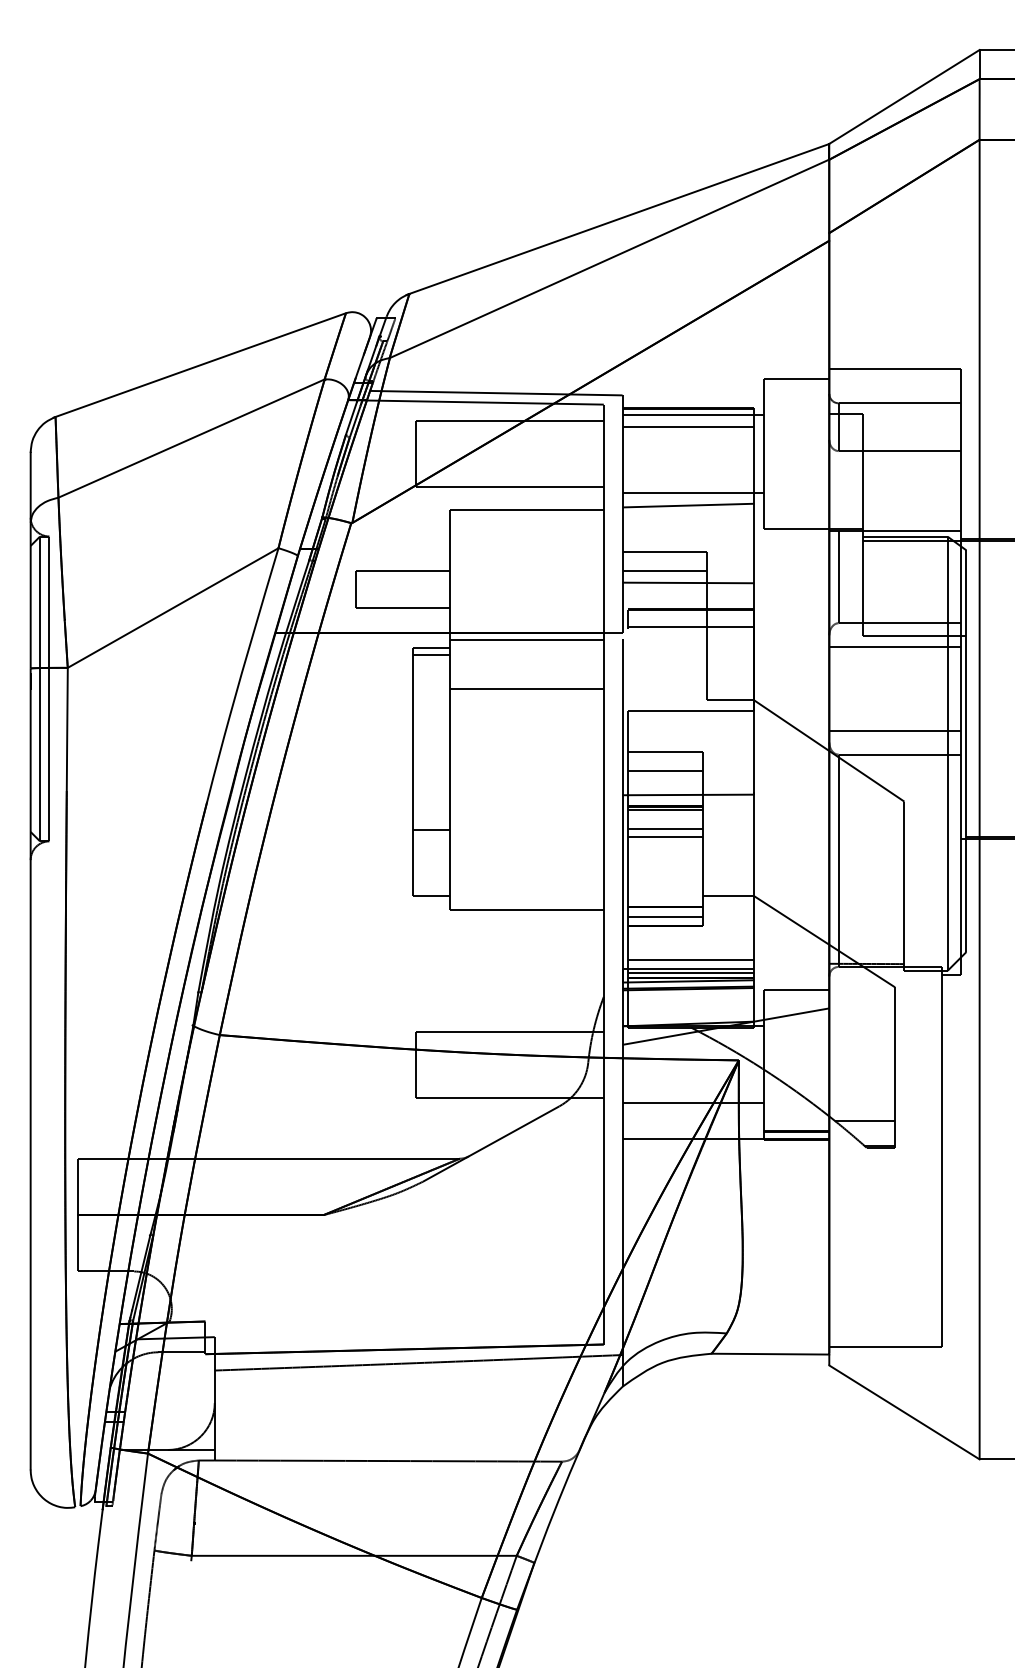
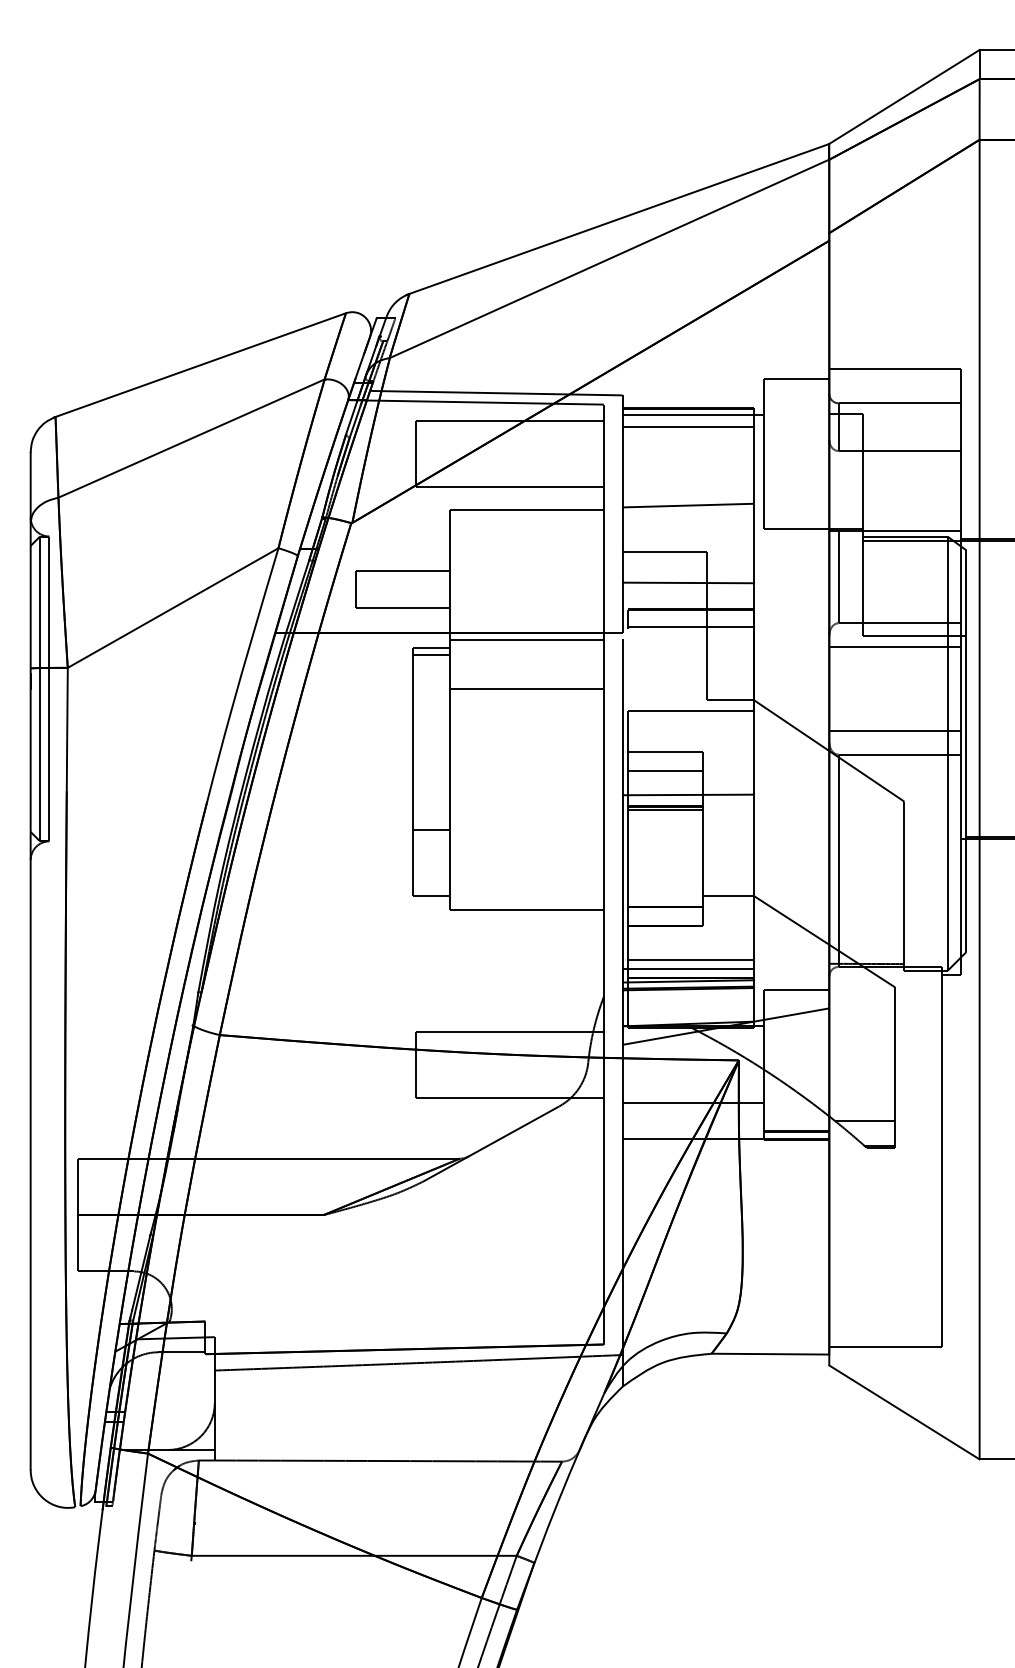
line: present -> none (692, 492)
line: present -> none (664, 570)
line: present -> none (665, 829)
line: present -> none (665, 837)
line: present -> none (665, 917)
line: present -> none (691, 973)
